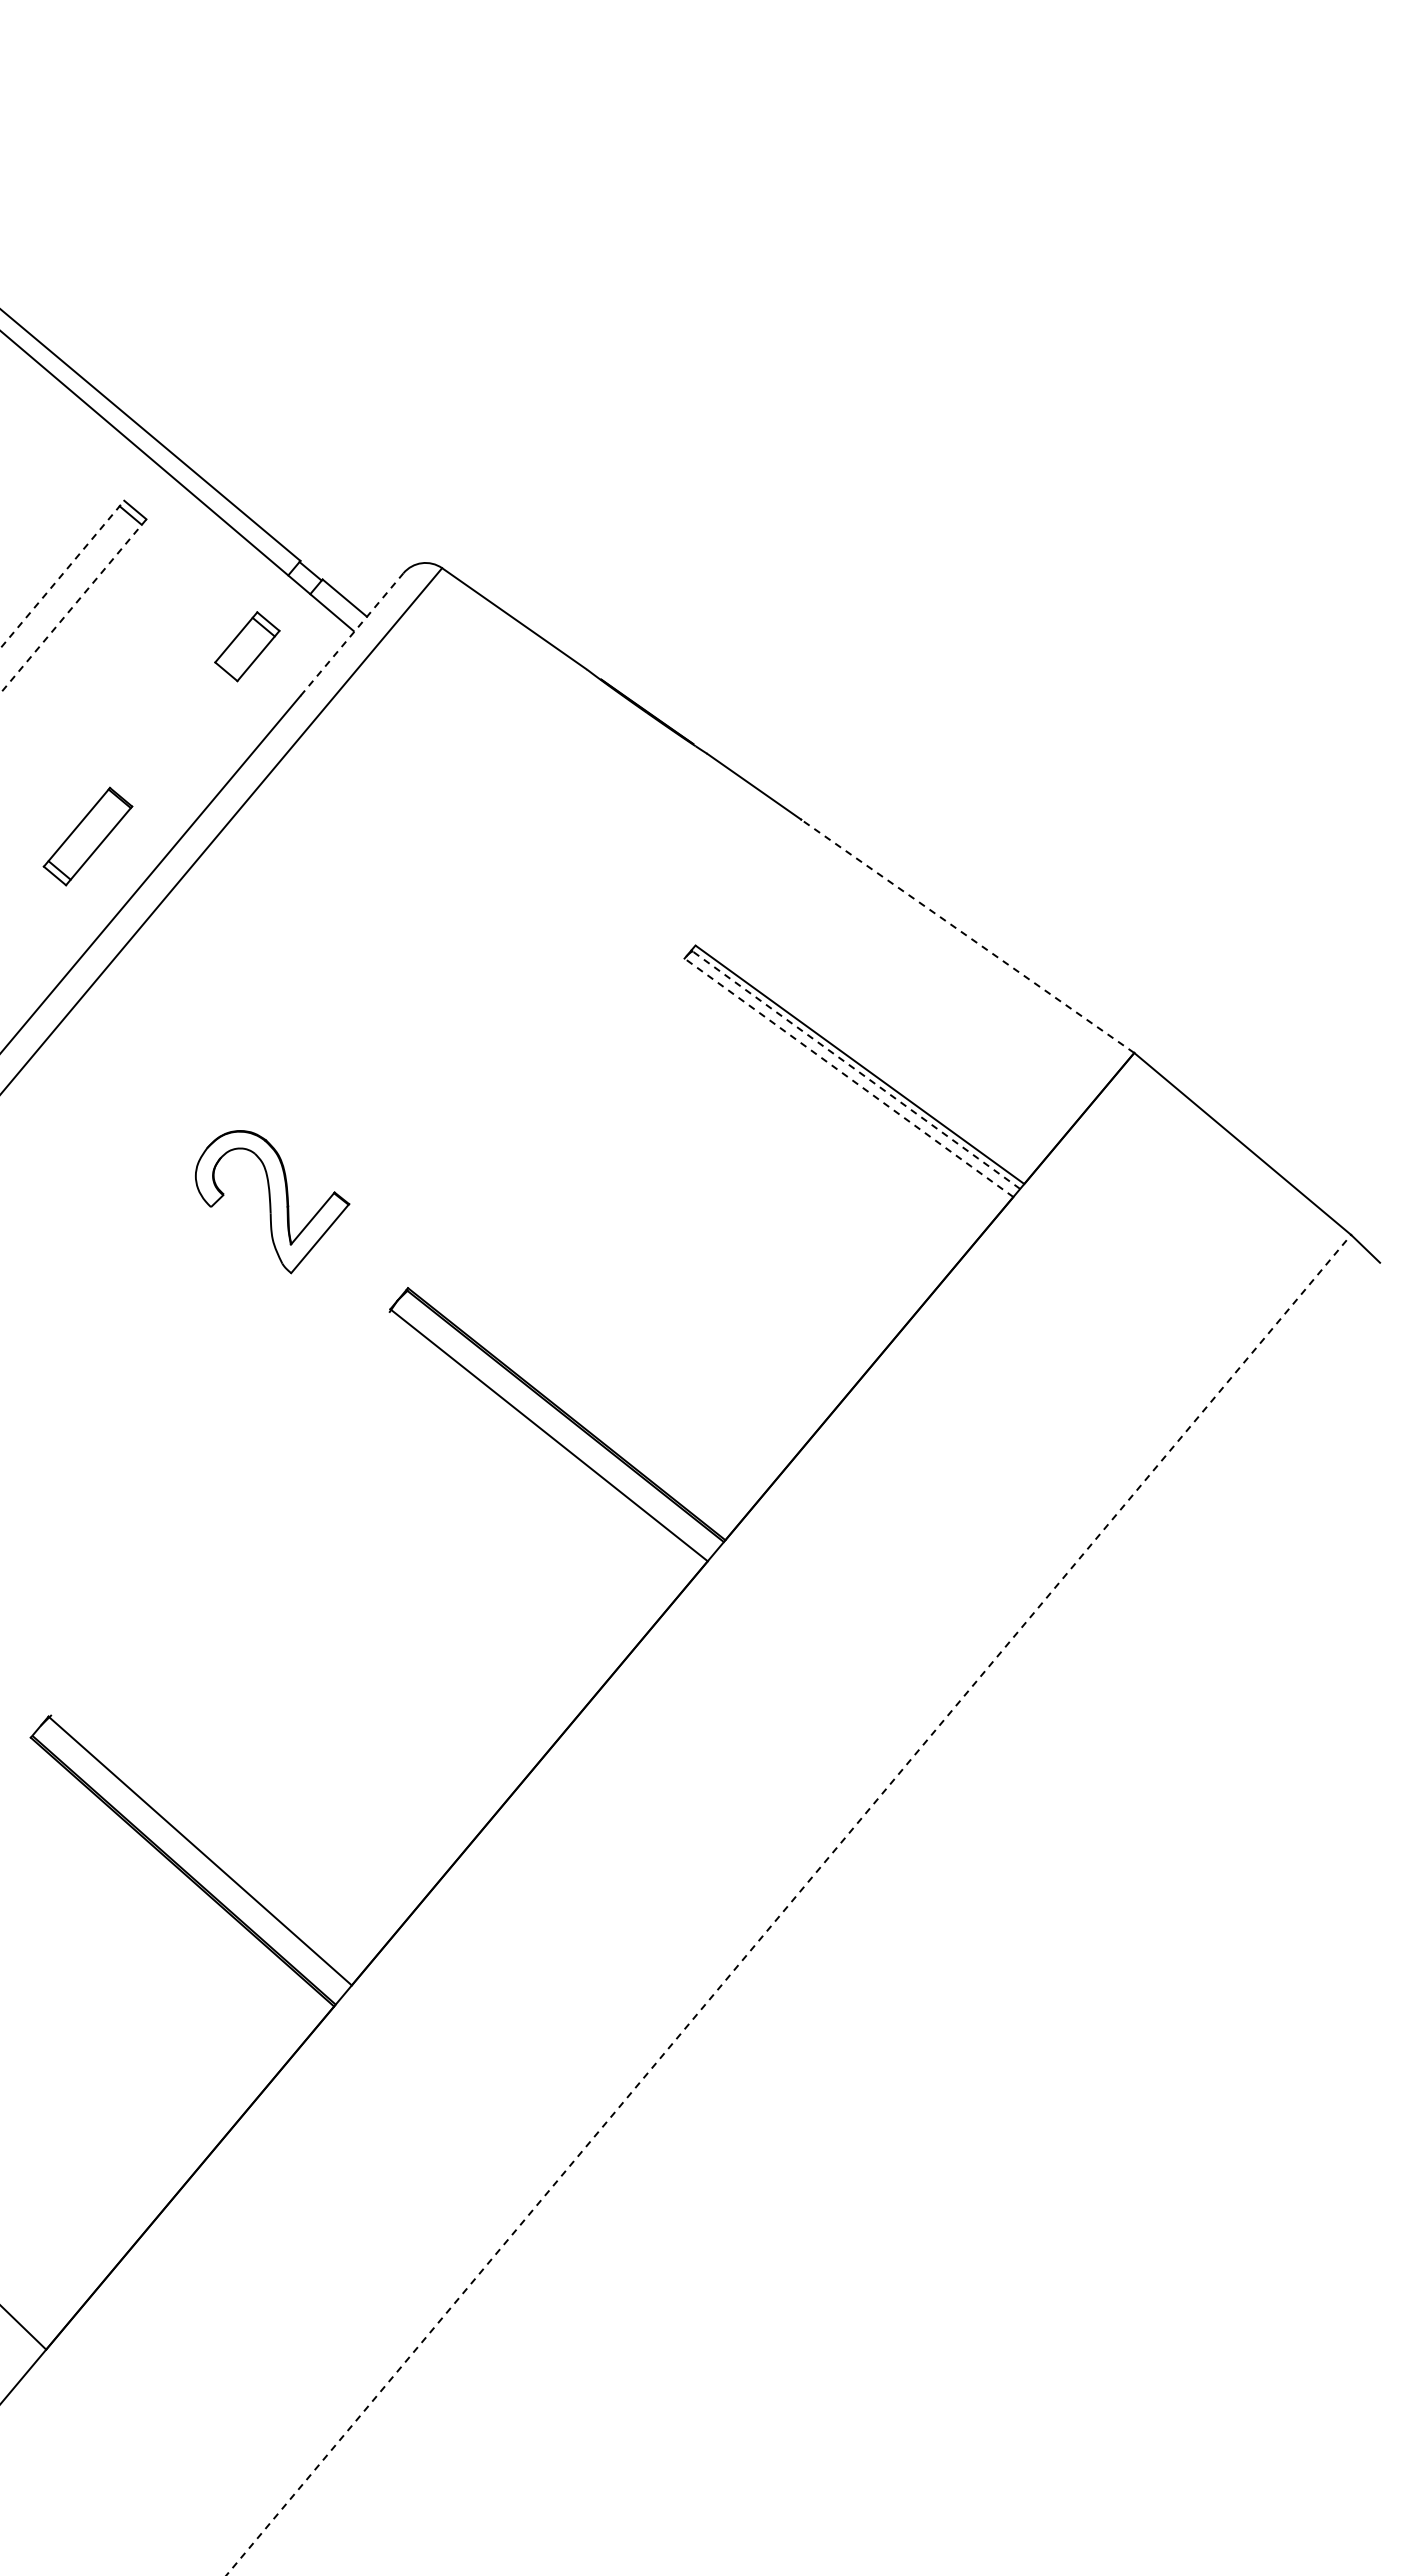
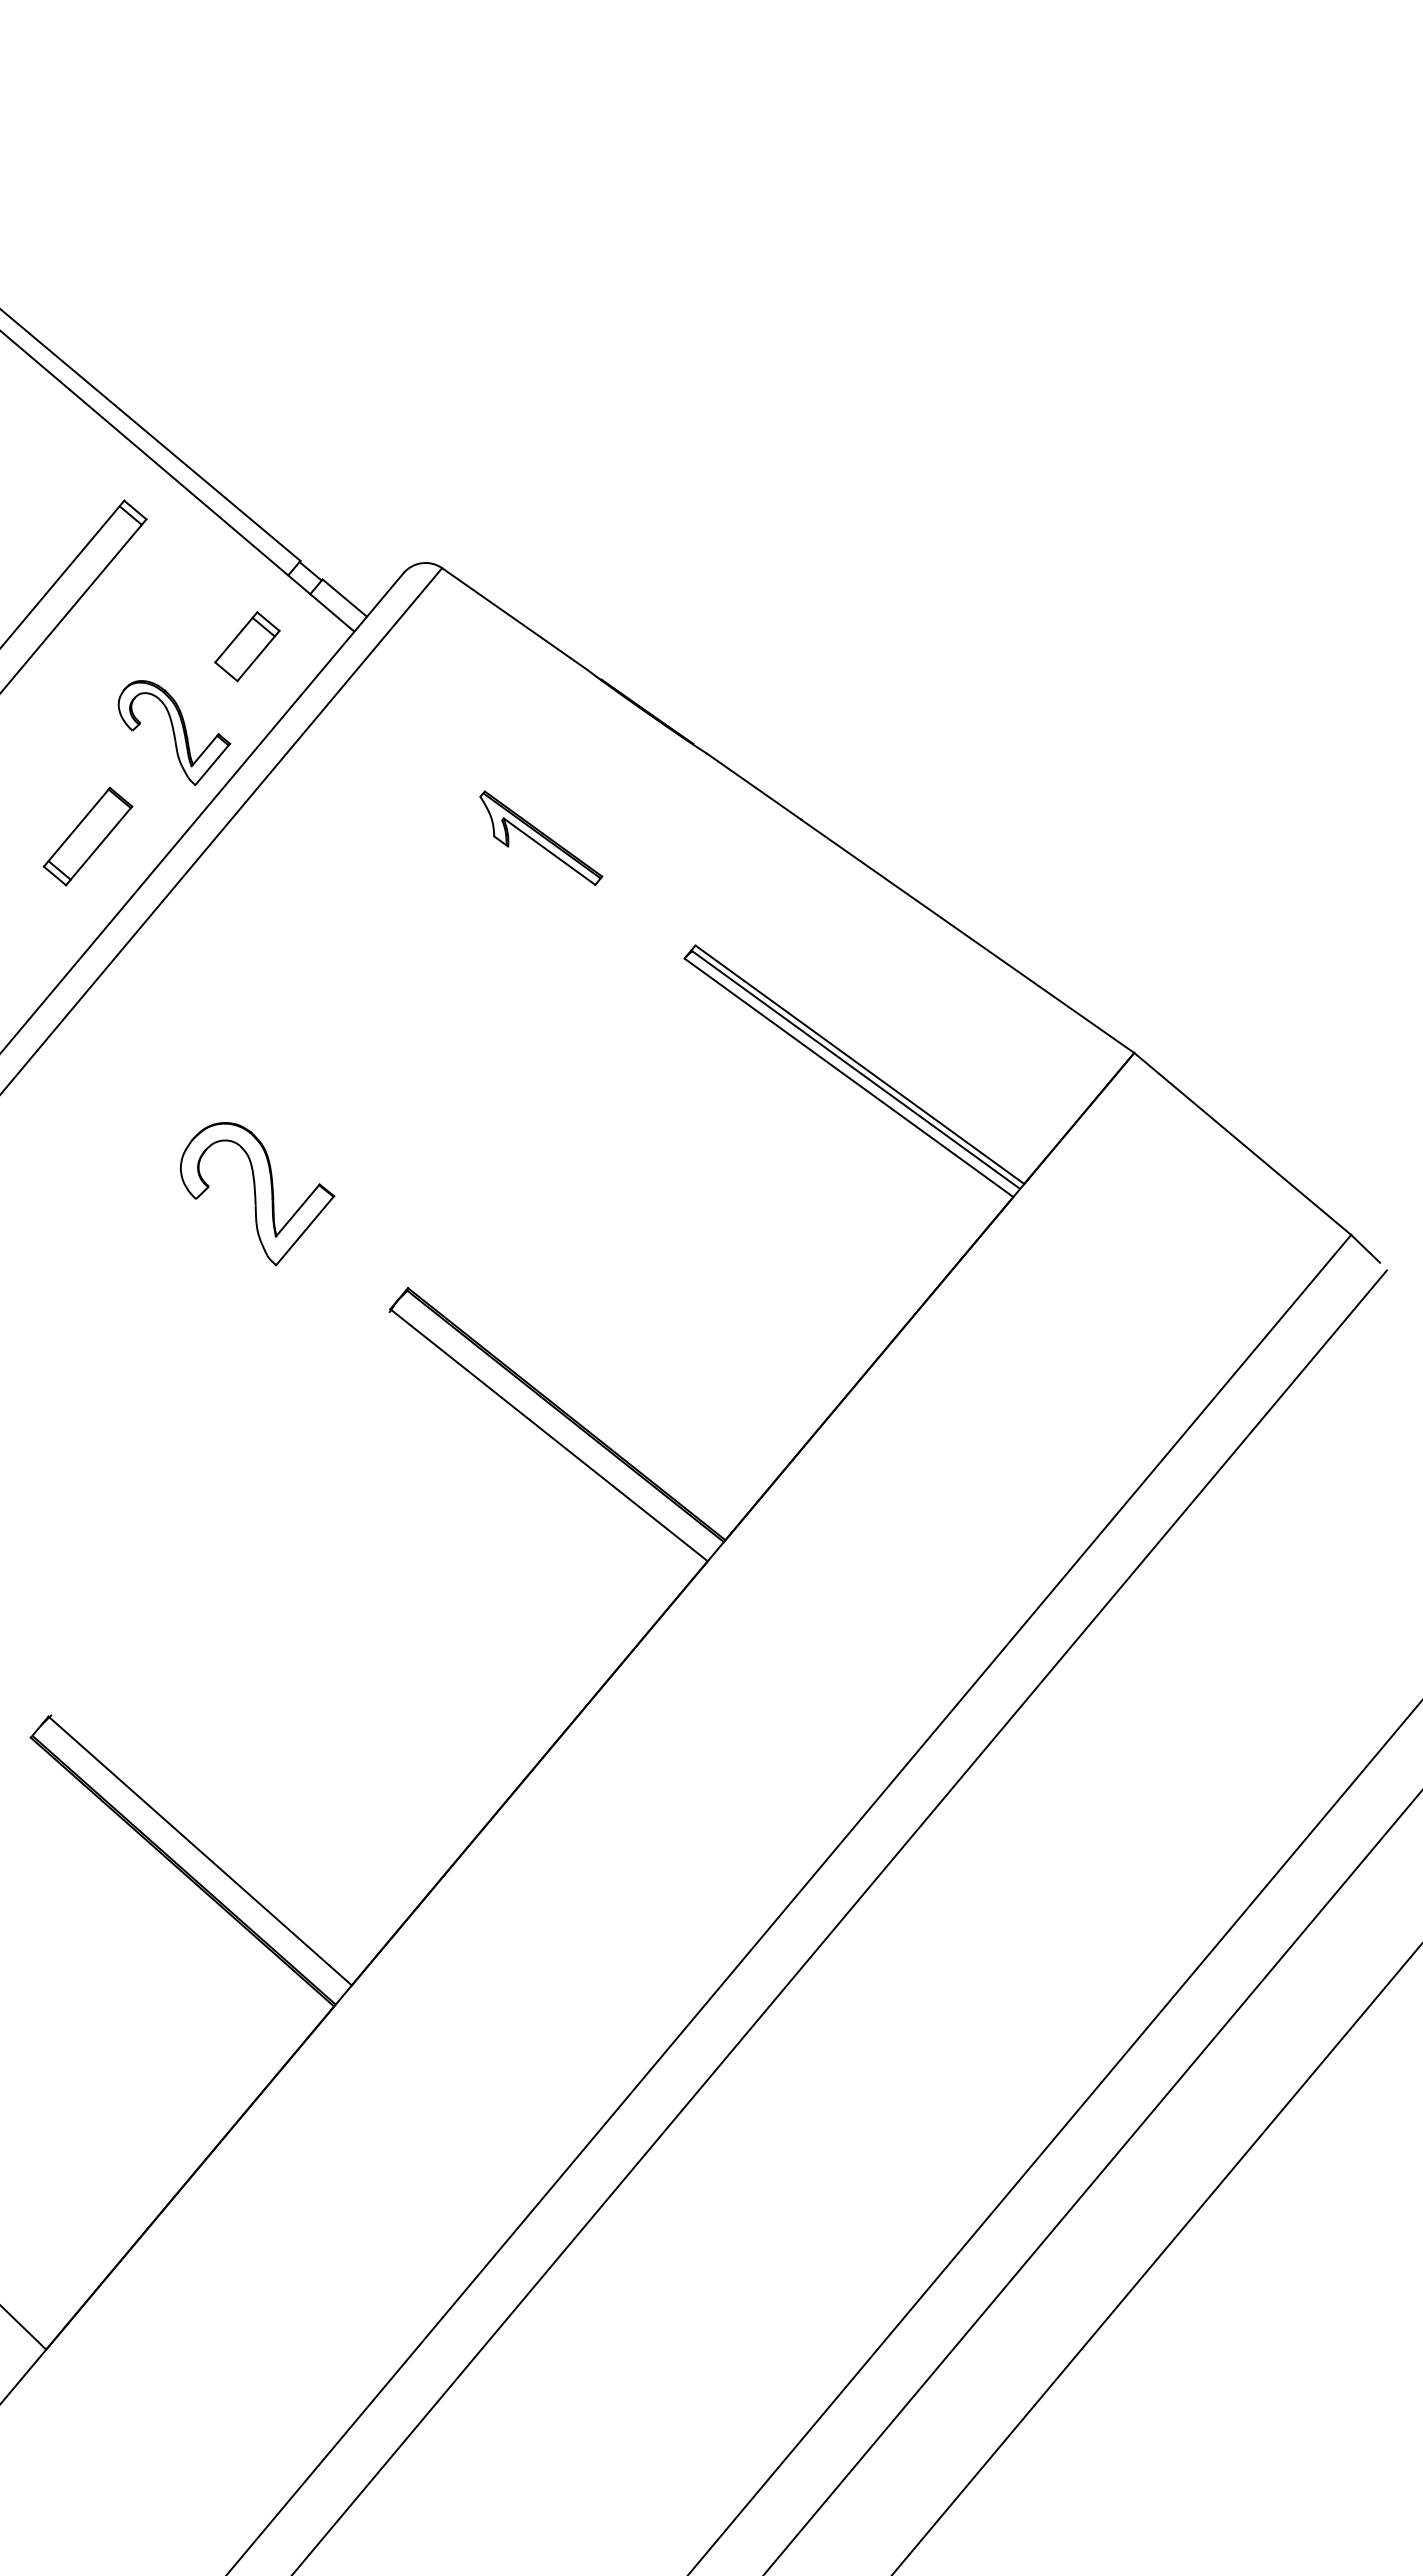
line: dashed -> solid (62, 574)
line: dashed -> solid (73, 606)
line: dashed -> solid (352, 634)
part: none -> present (174, 733)
part: none -> present (541, 838)
line: dashed -> solid (967, 936)
line: dashed -> solid (856, 1070)
line: dashed -> solid (849, 1078)
part position: (272, 1202) -> (257, 1194) (257, 1194)
line: dashed -> solid (788, 1905)
line: none -> present (840, 1921)
line: none -> present (1054, 2137)
line: none -> present (1092, 2182)
line: none -> present (1156, 2259)
